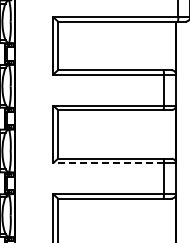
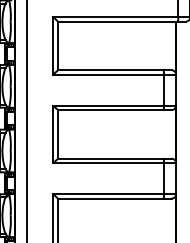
line: none -> present (27, 120)
line: dashed -> solid (108, 163)
